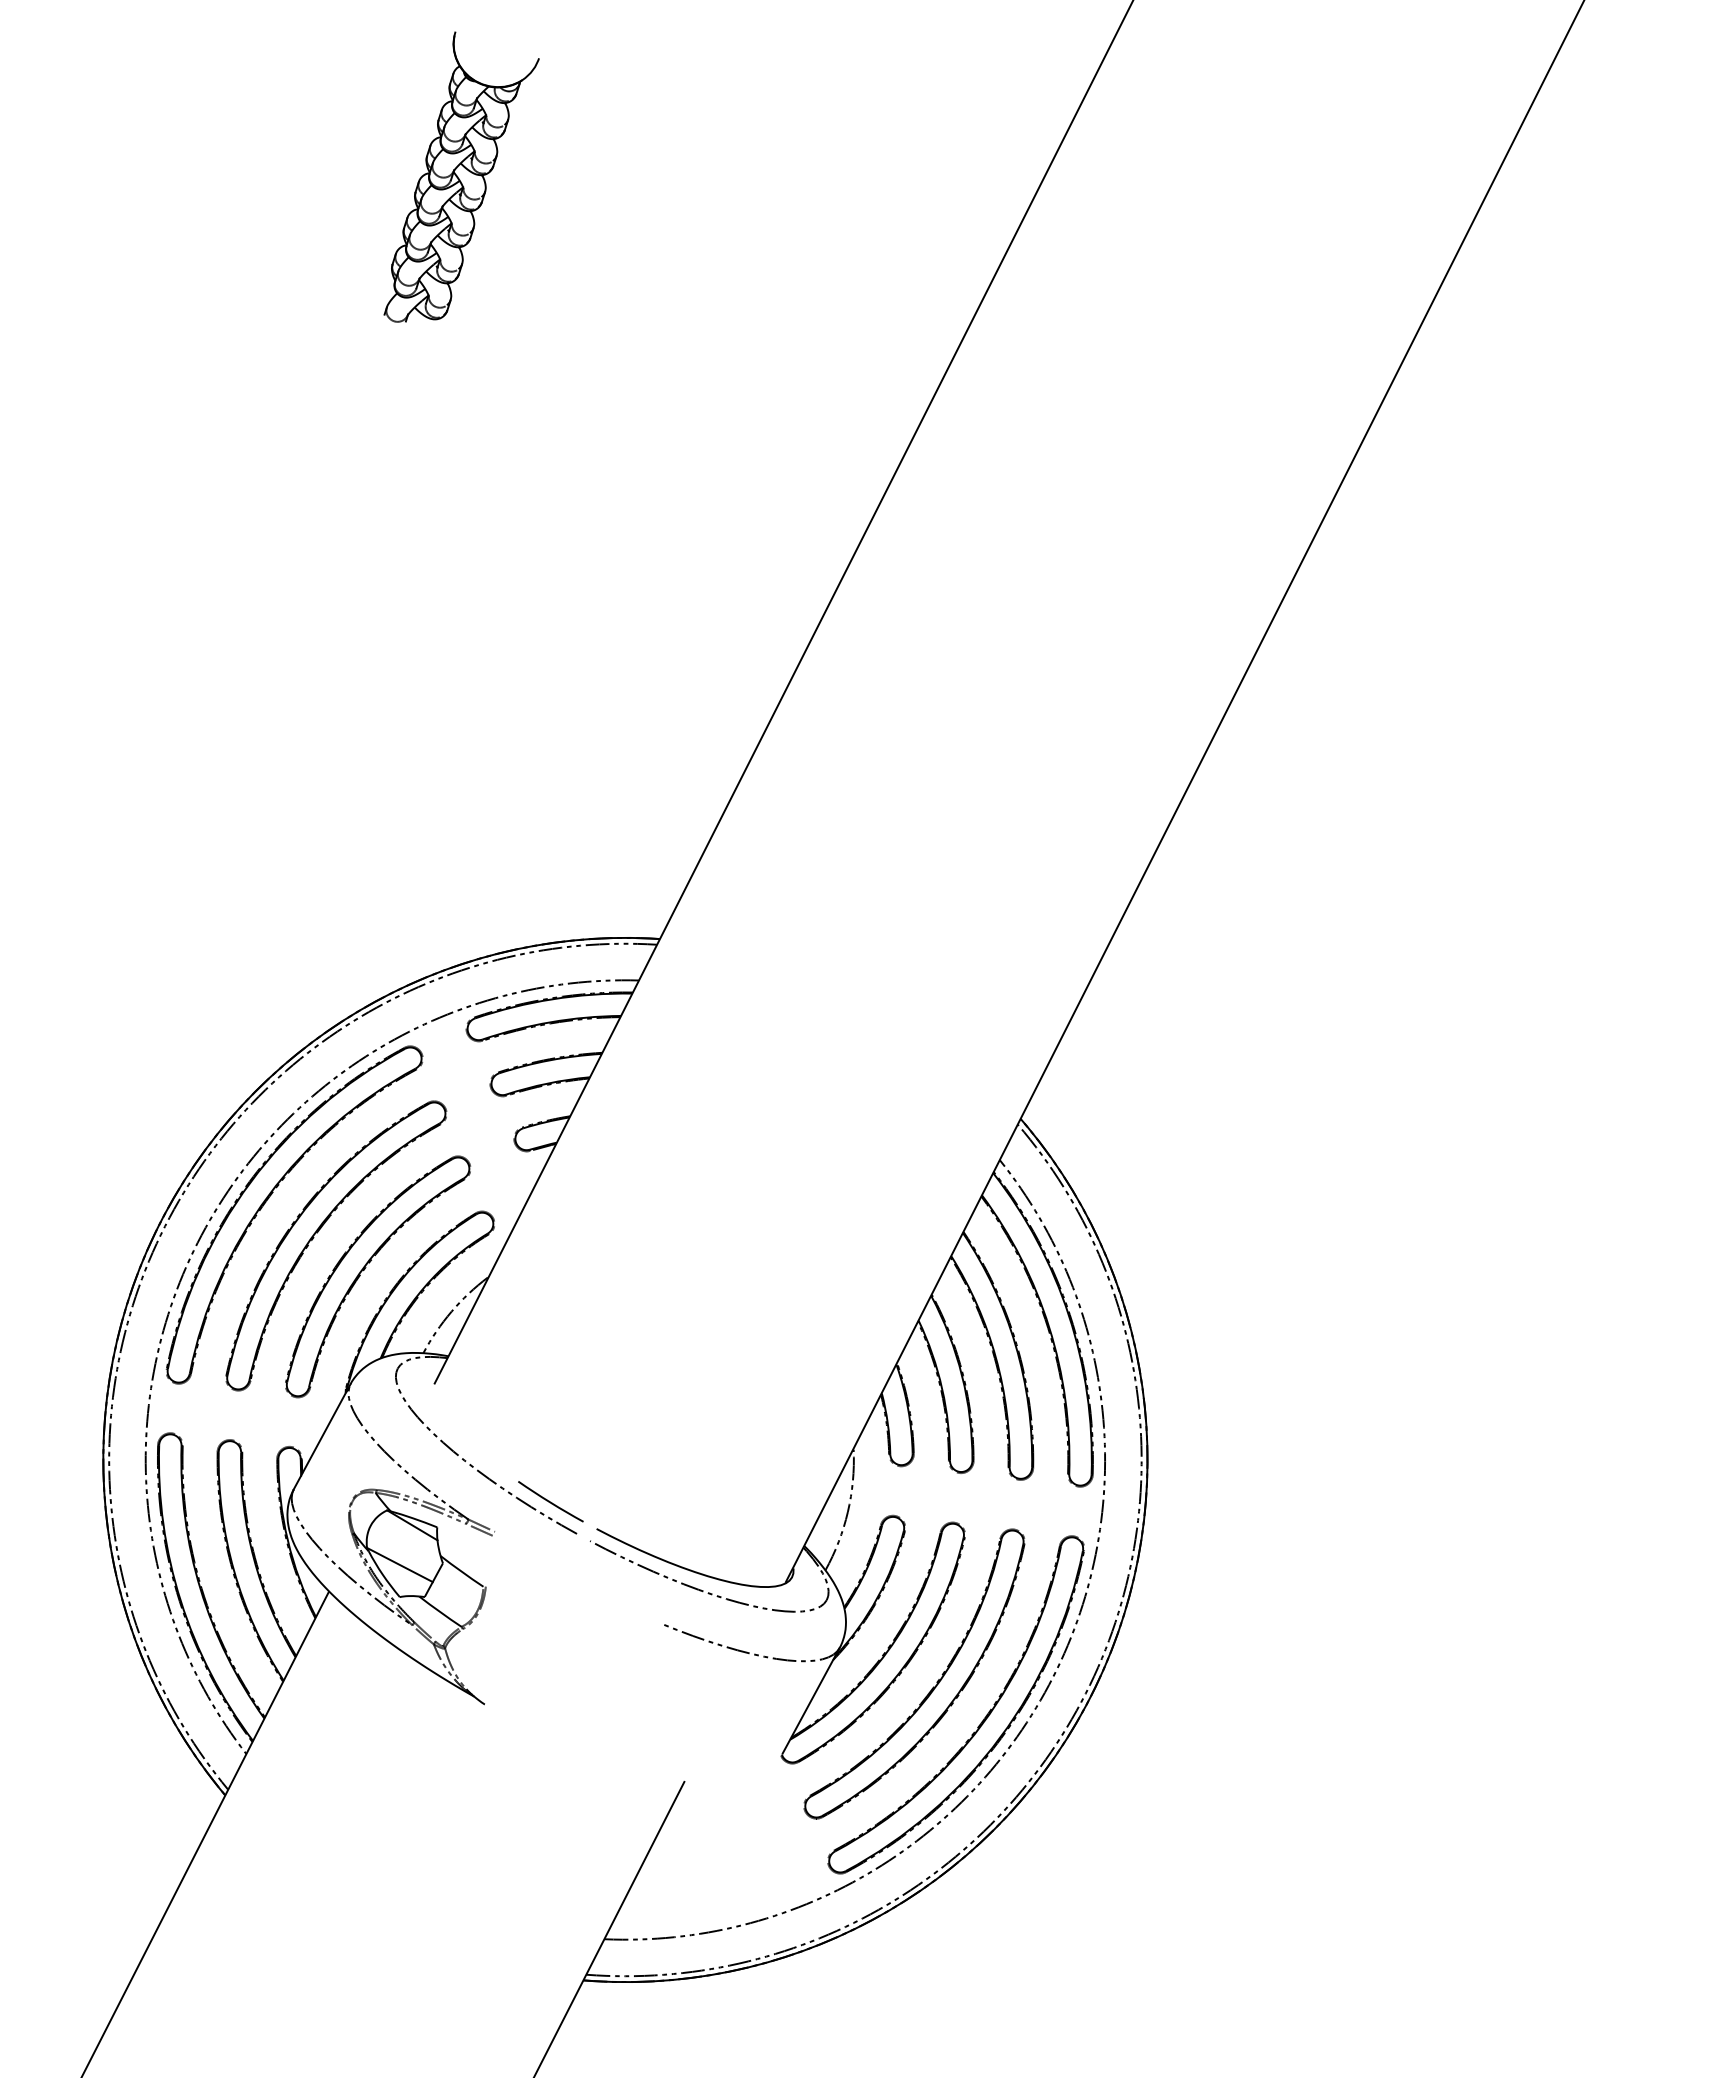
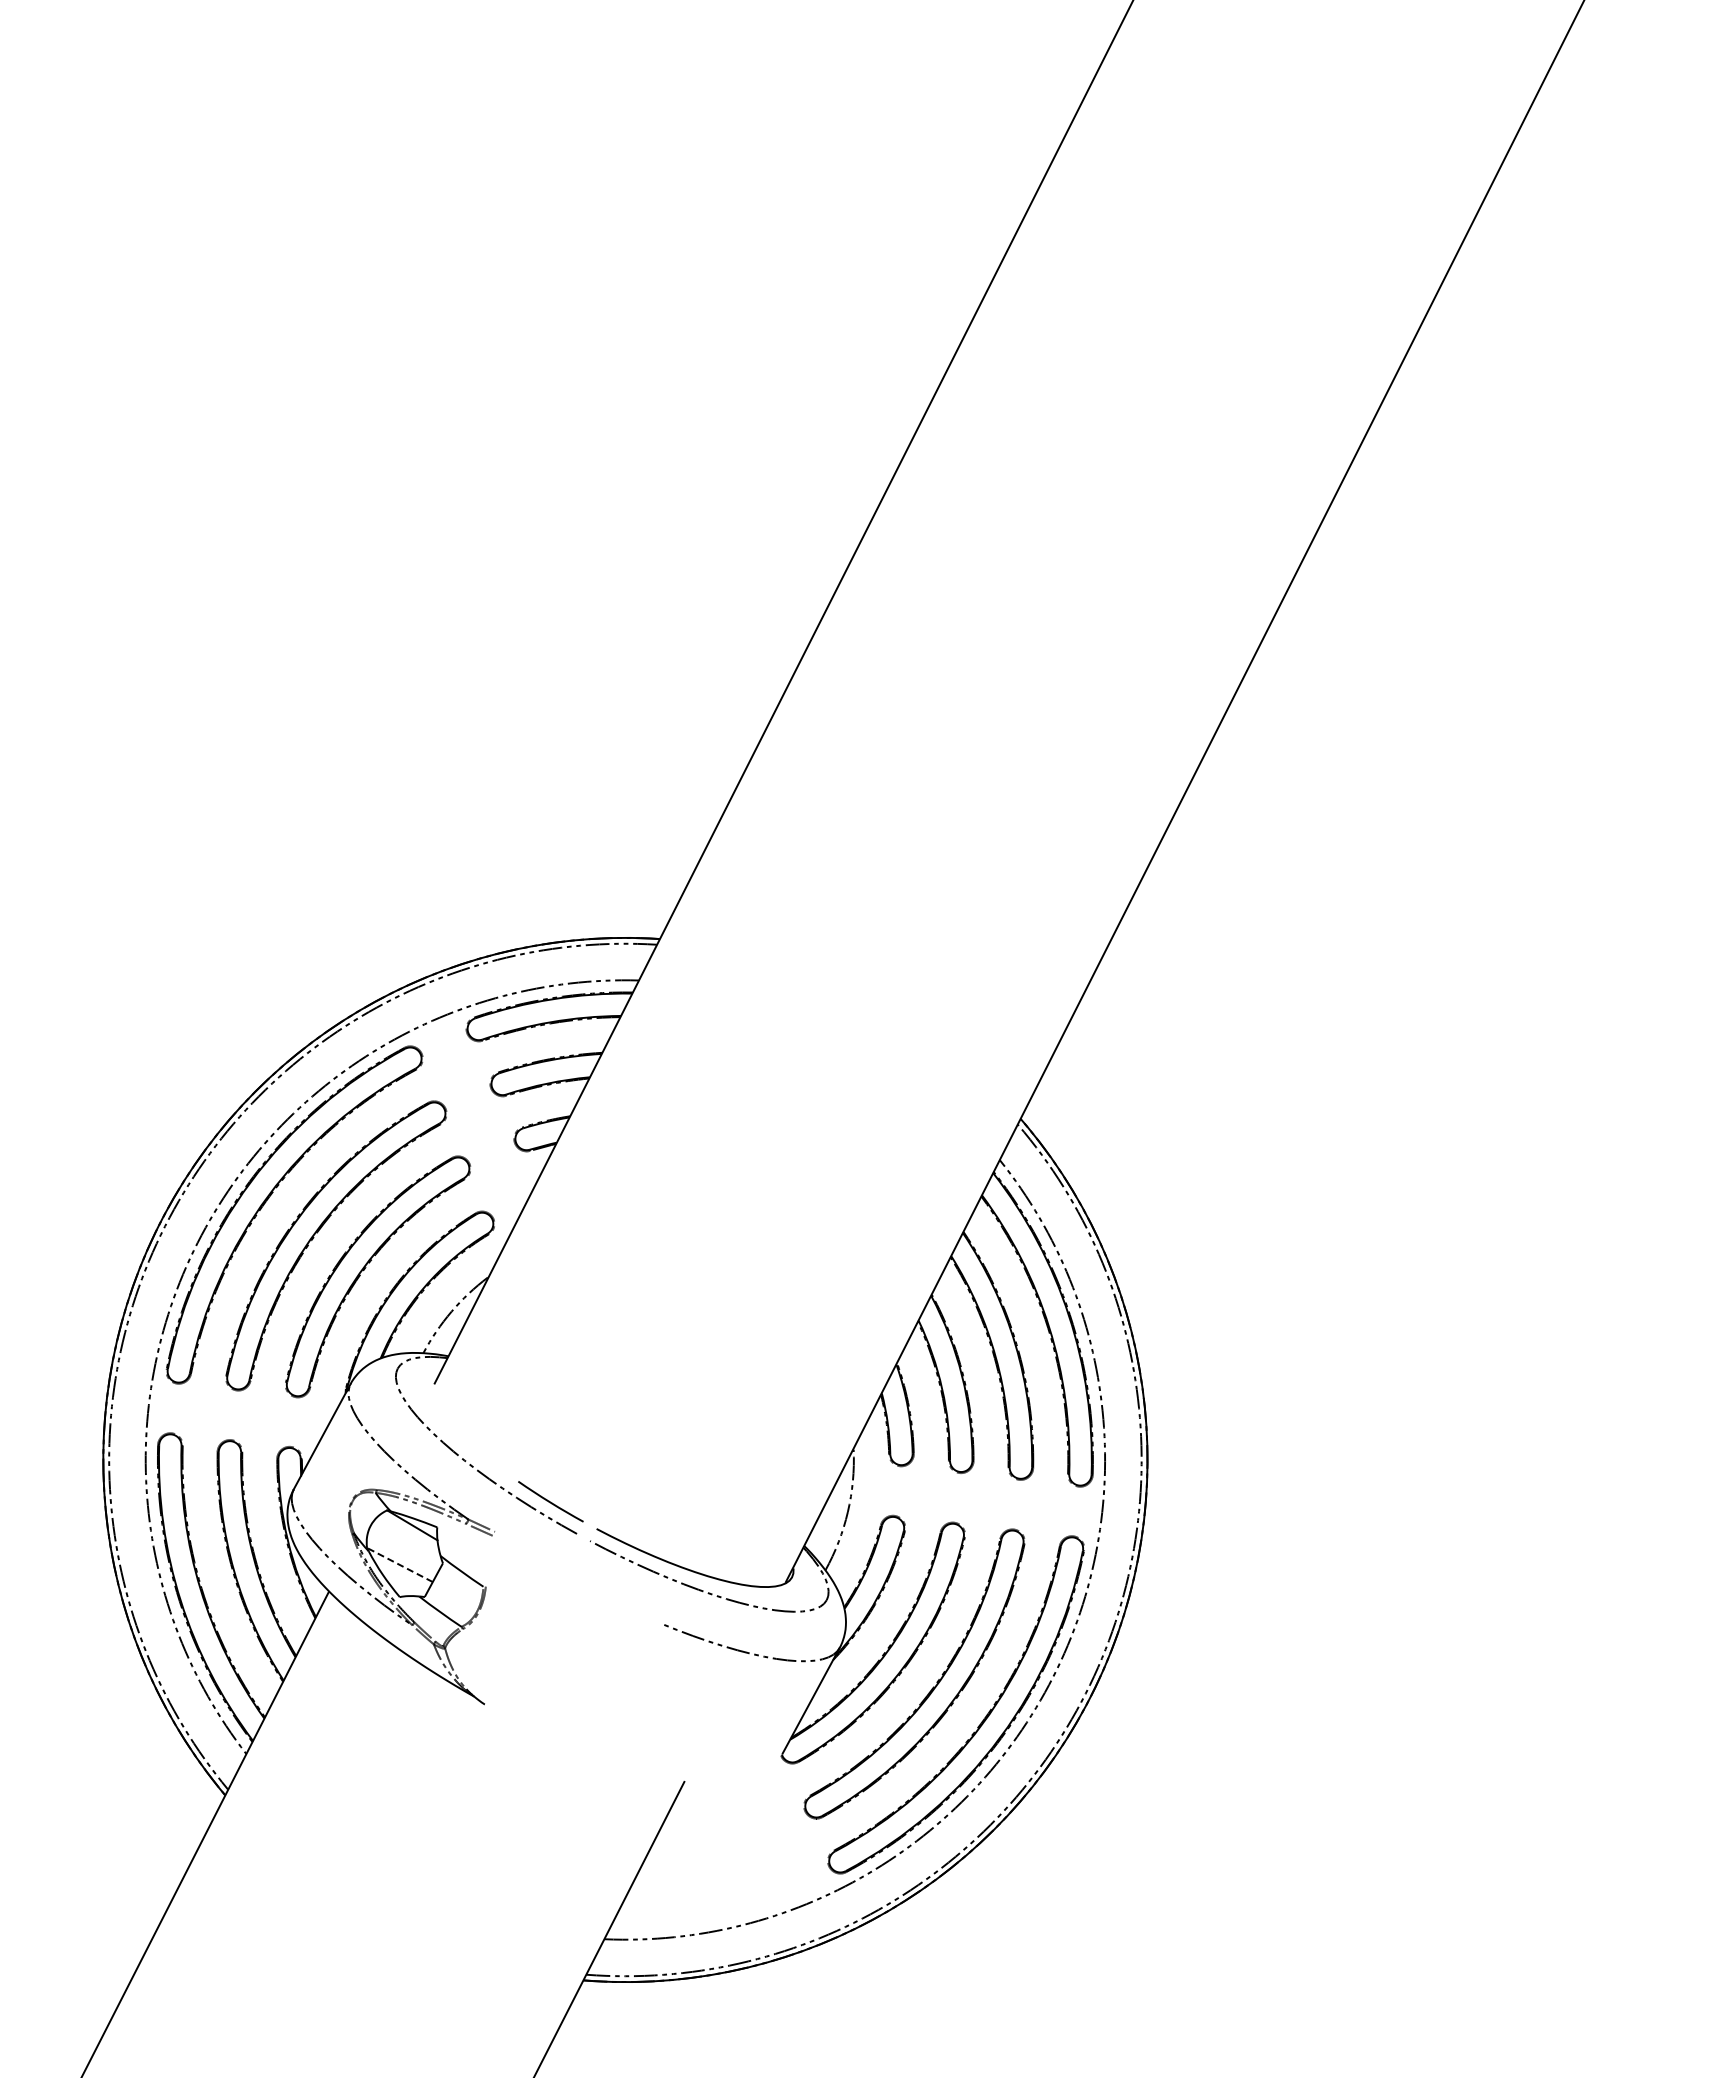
part: present -> none (461, 176)
line: solid -> dashed (399, 1564)
